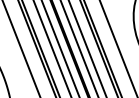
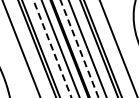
line: solid -> dashed (52, 49)
line: solid -> dashed (79, 49)
